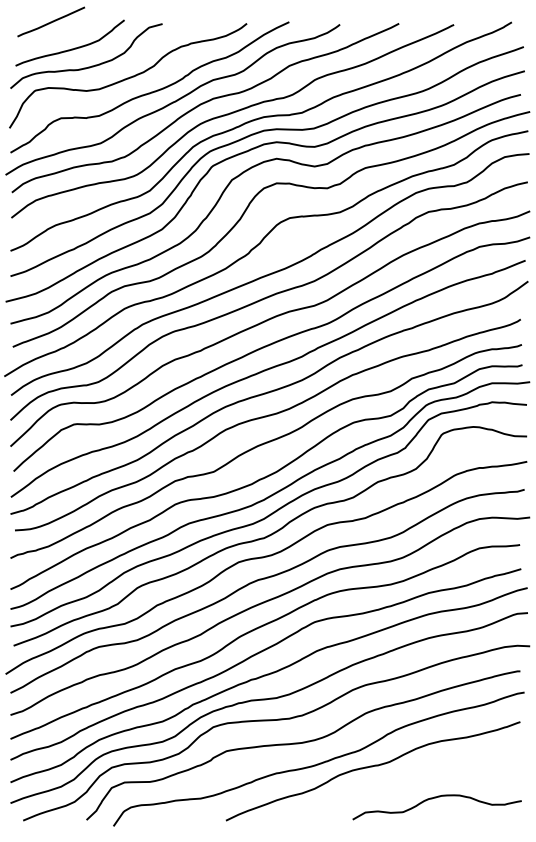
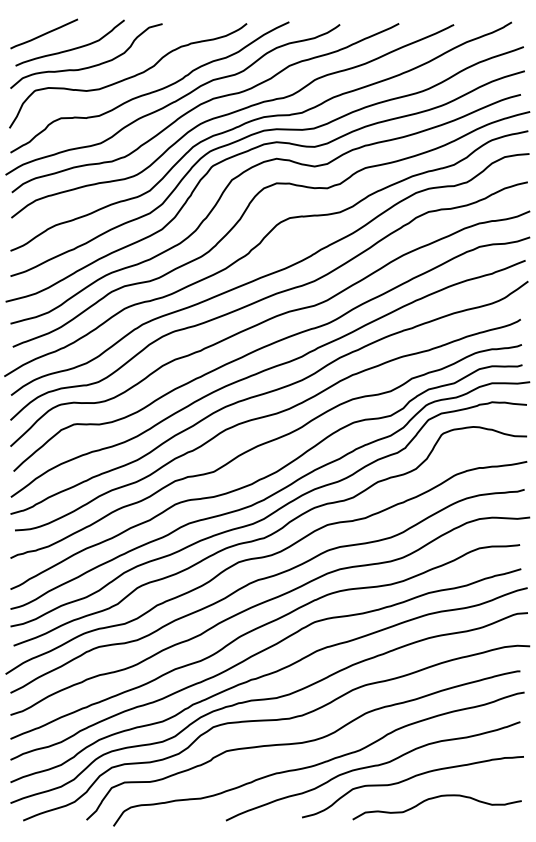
line position: (50, 21) -> (43, 33) (43, 33)
curve: none -> present (410, 779)
